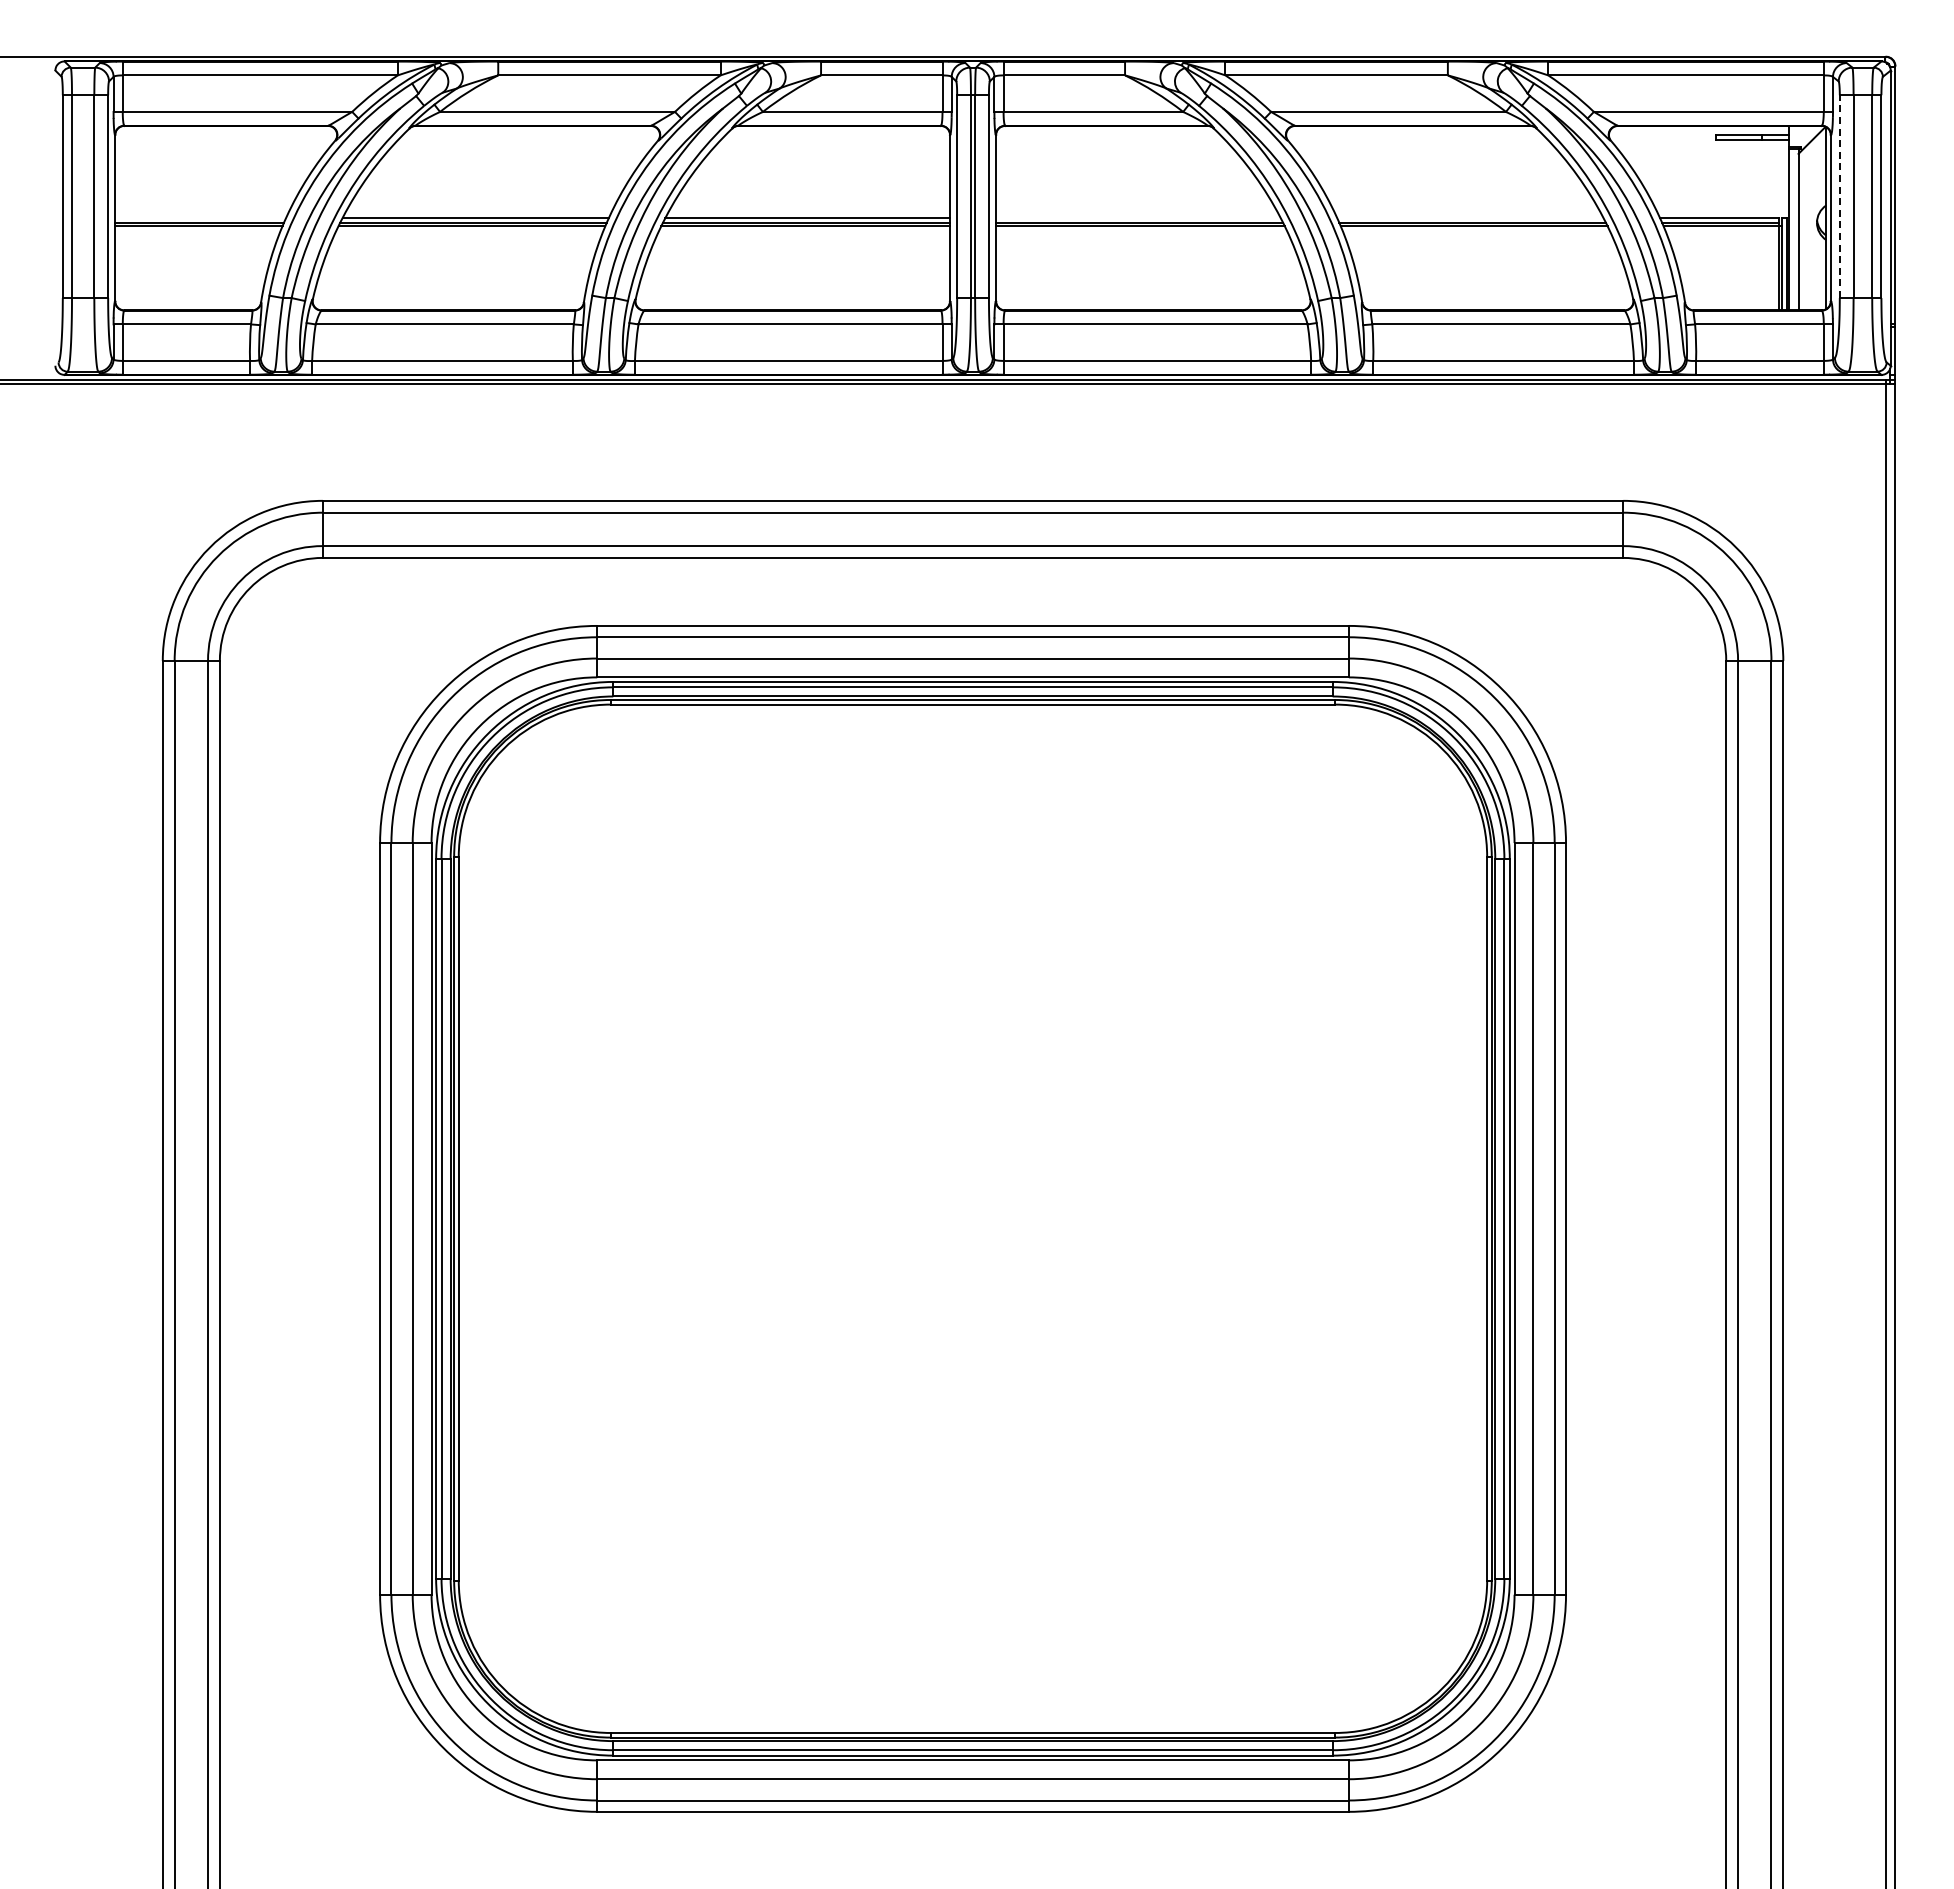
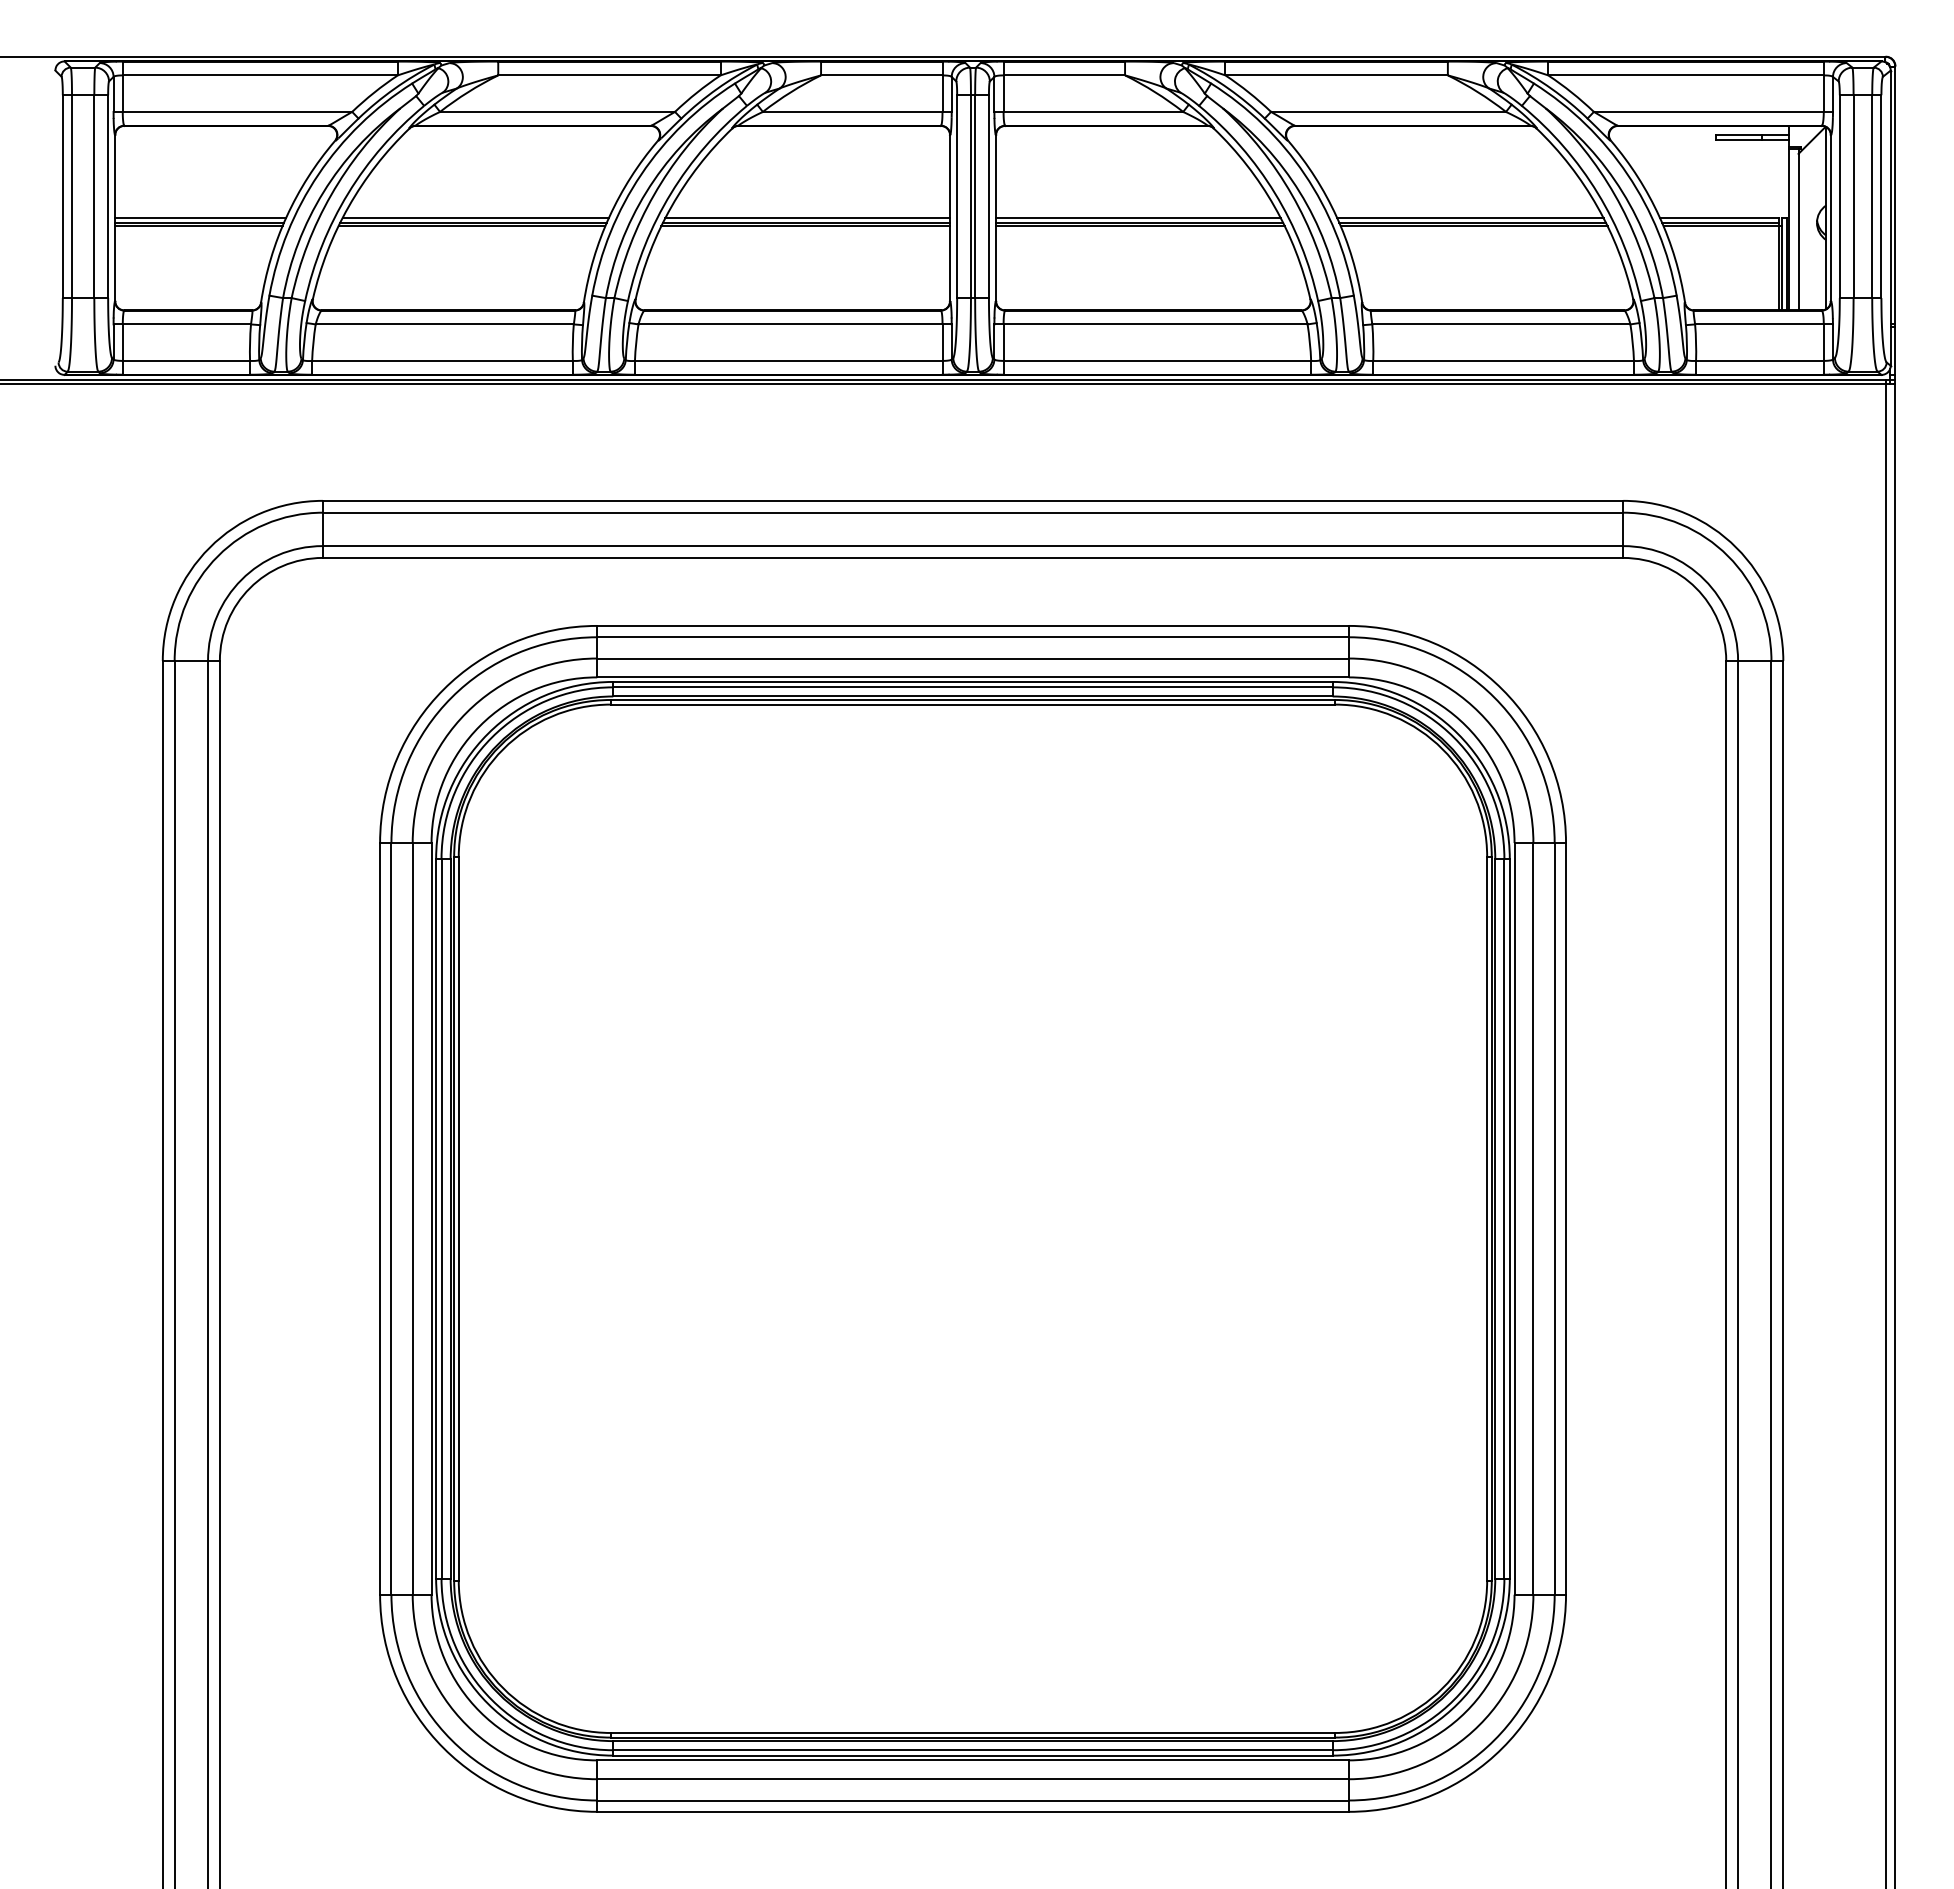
line: dashed -> solid (1839, 196)
line: none -> present (200, 218)
line: none -> present (1138, 218)
line: none -> present (1470, 218)
